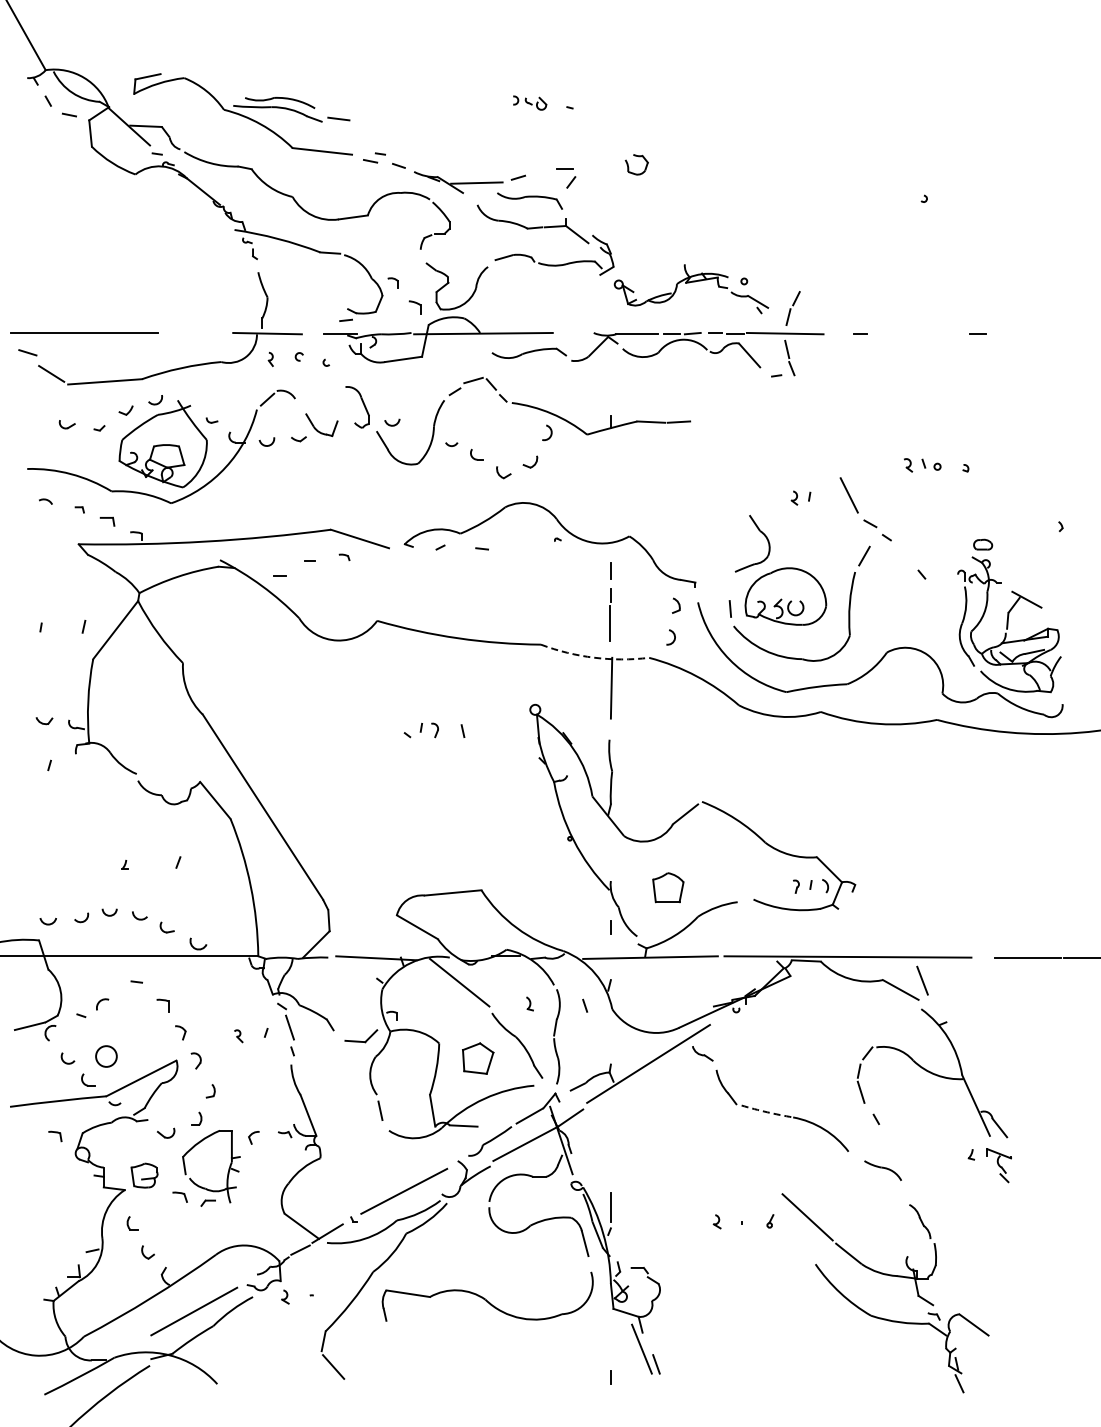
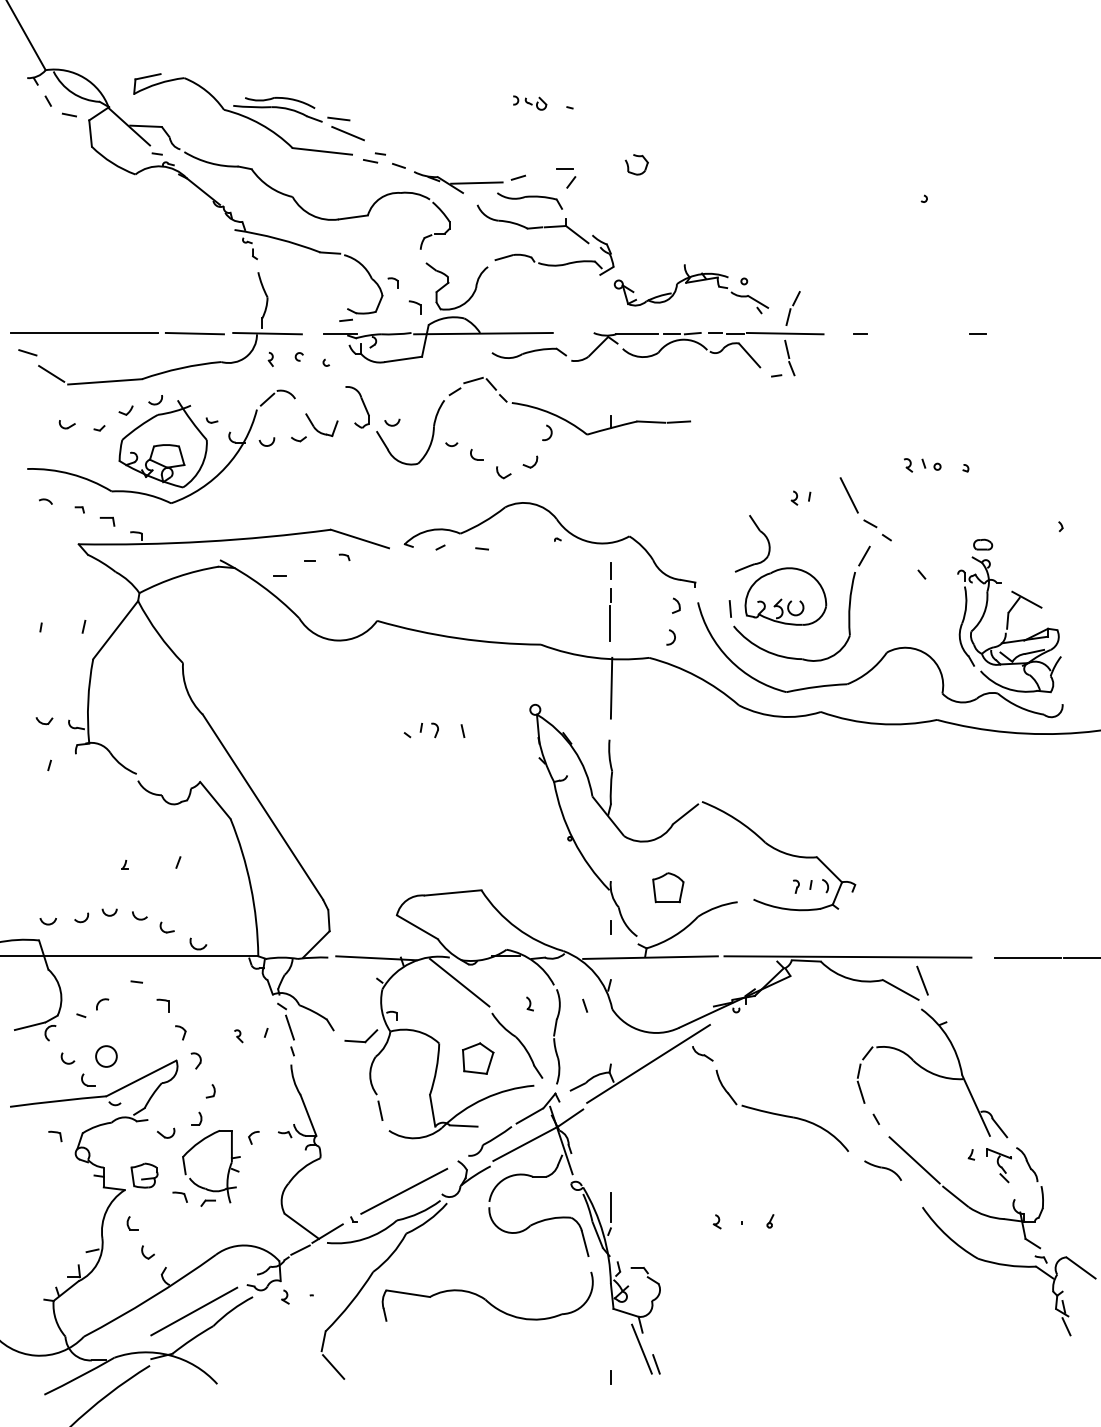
line: none -> present (347, 133)
line: none -> present (194, 333)
arc: dashed -> solid (594, 657)
arc: dashed -> solid (767, 1112)
part position: (890, 1276) -> (997, 1219) (997, 1219)
